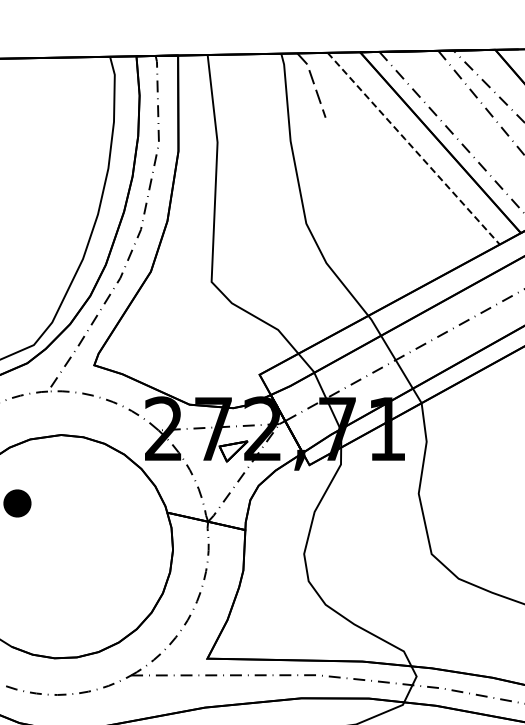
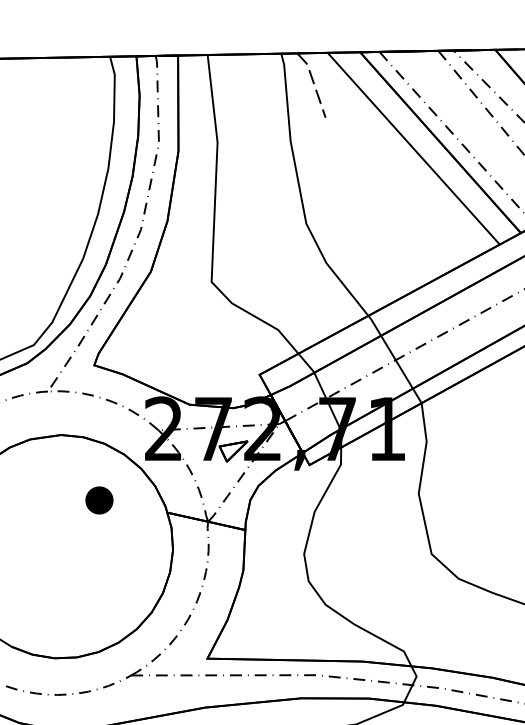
line: dashed -> solid (413, 148)
part position: (17, 503) -> (99, 500) (99, 500)
